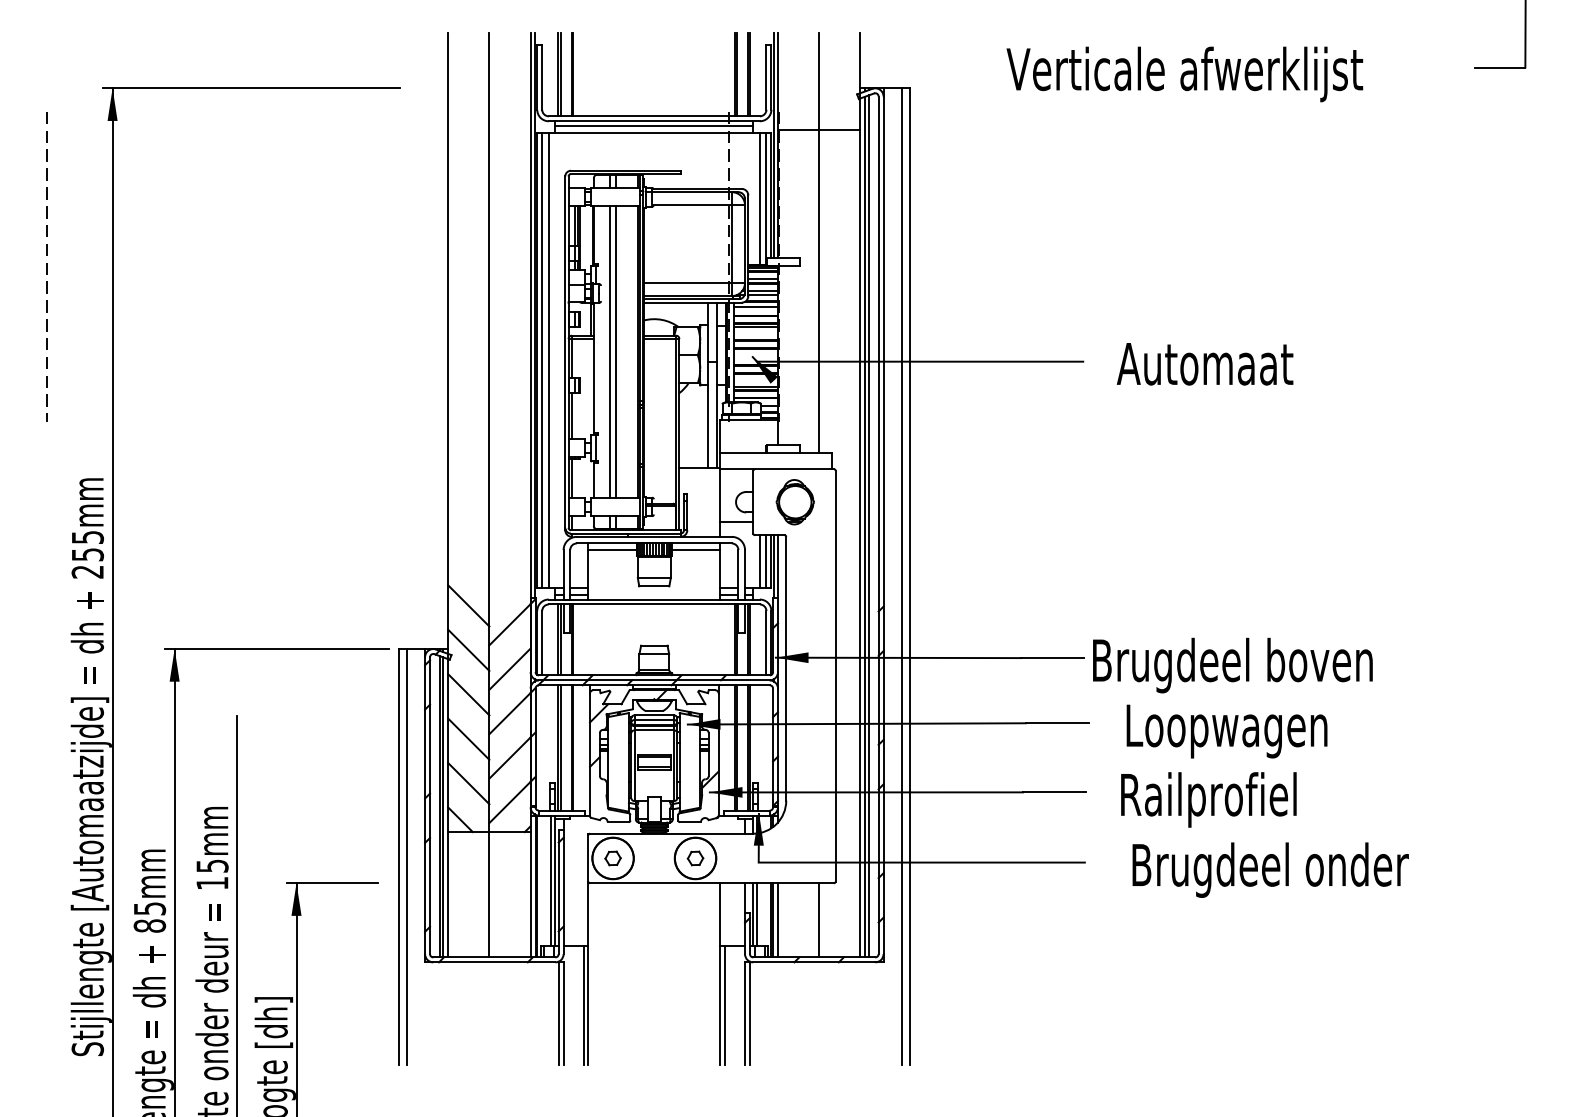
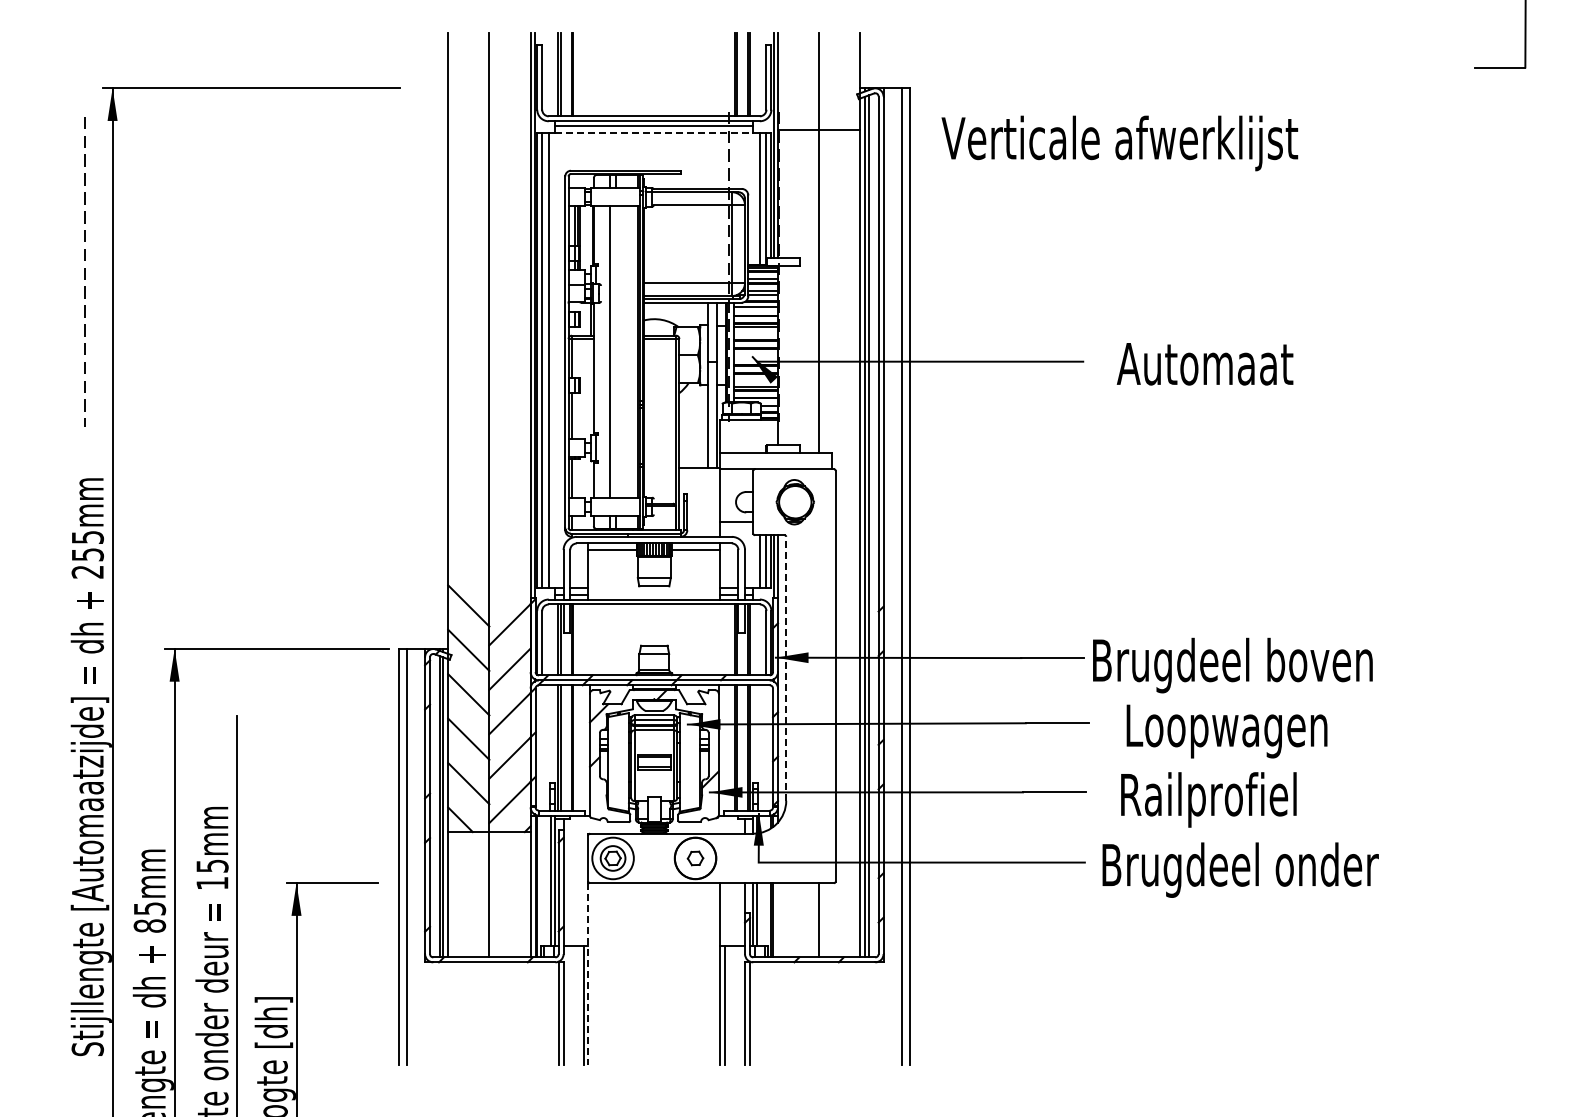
text position: (1184, 74) -> (1119, 143) (1119, 143)
line: solid -> dashed (654, 132)
line position: (46, 266) -> (84, 271) (84, 271)
line: present -> none (616, 352)
line: solid -> dashed (786, 668)
circle diameter: 41 px -> 25 px (612, 858)
text position: (1270, 869) -> (1240, 869) (1240, 869)
line: present -> none (778, 920)
line: solid -> dashed (588, 974)
